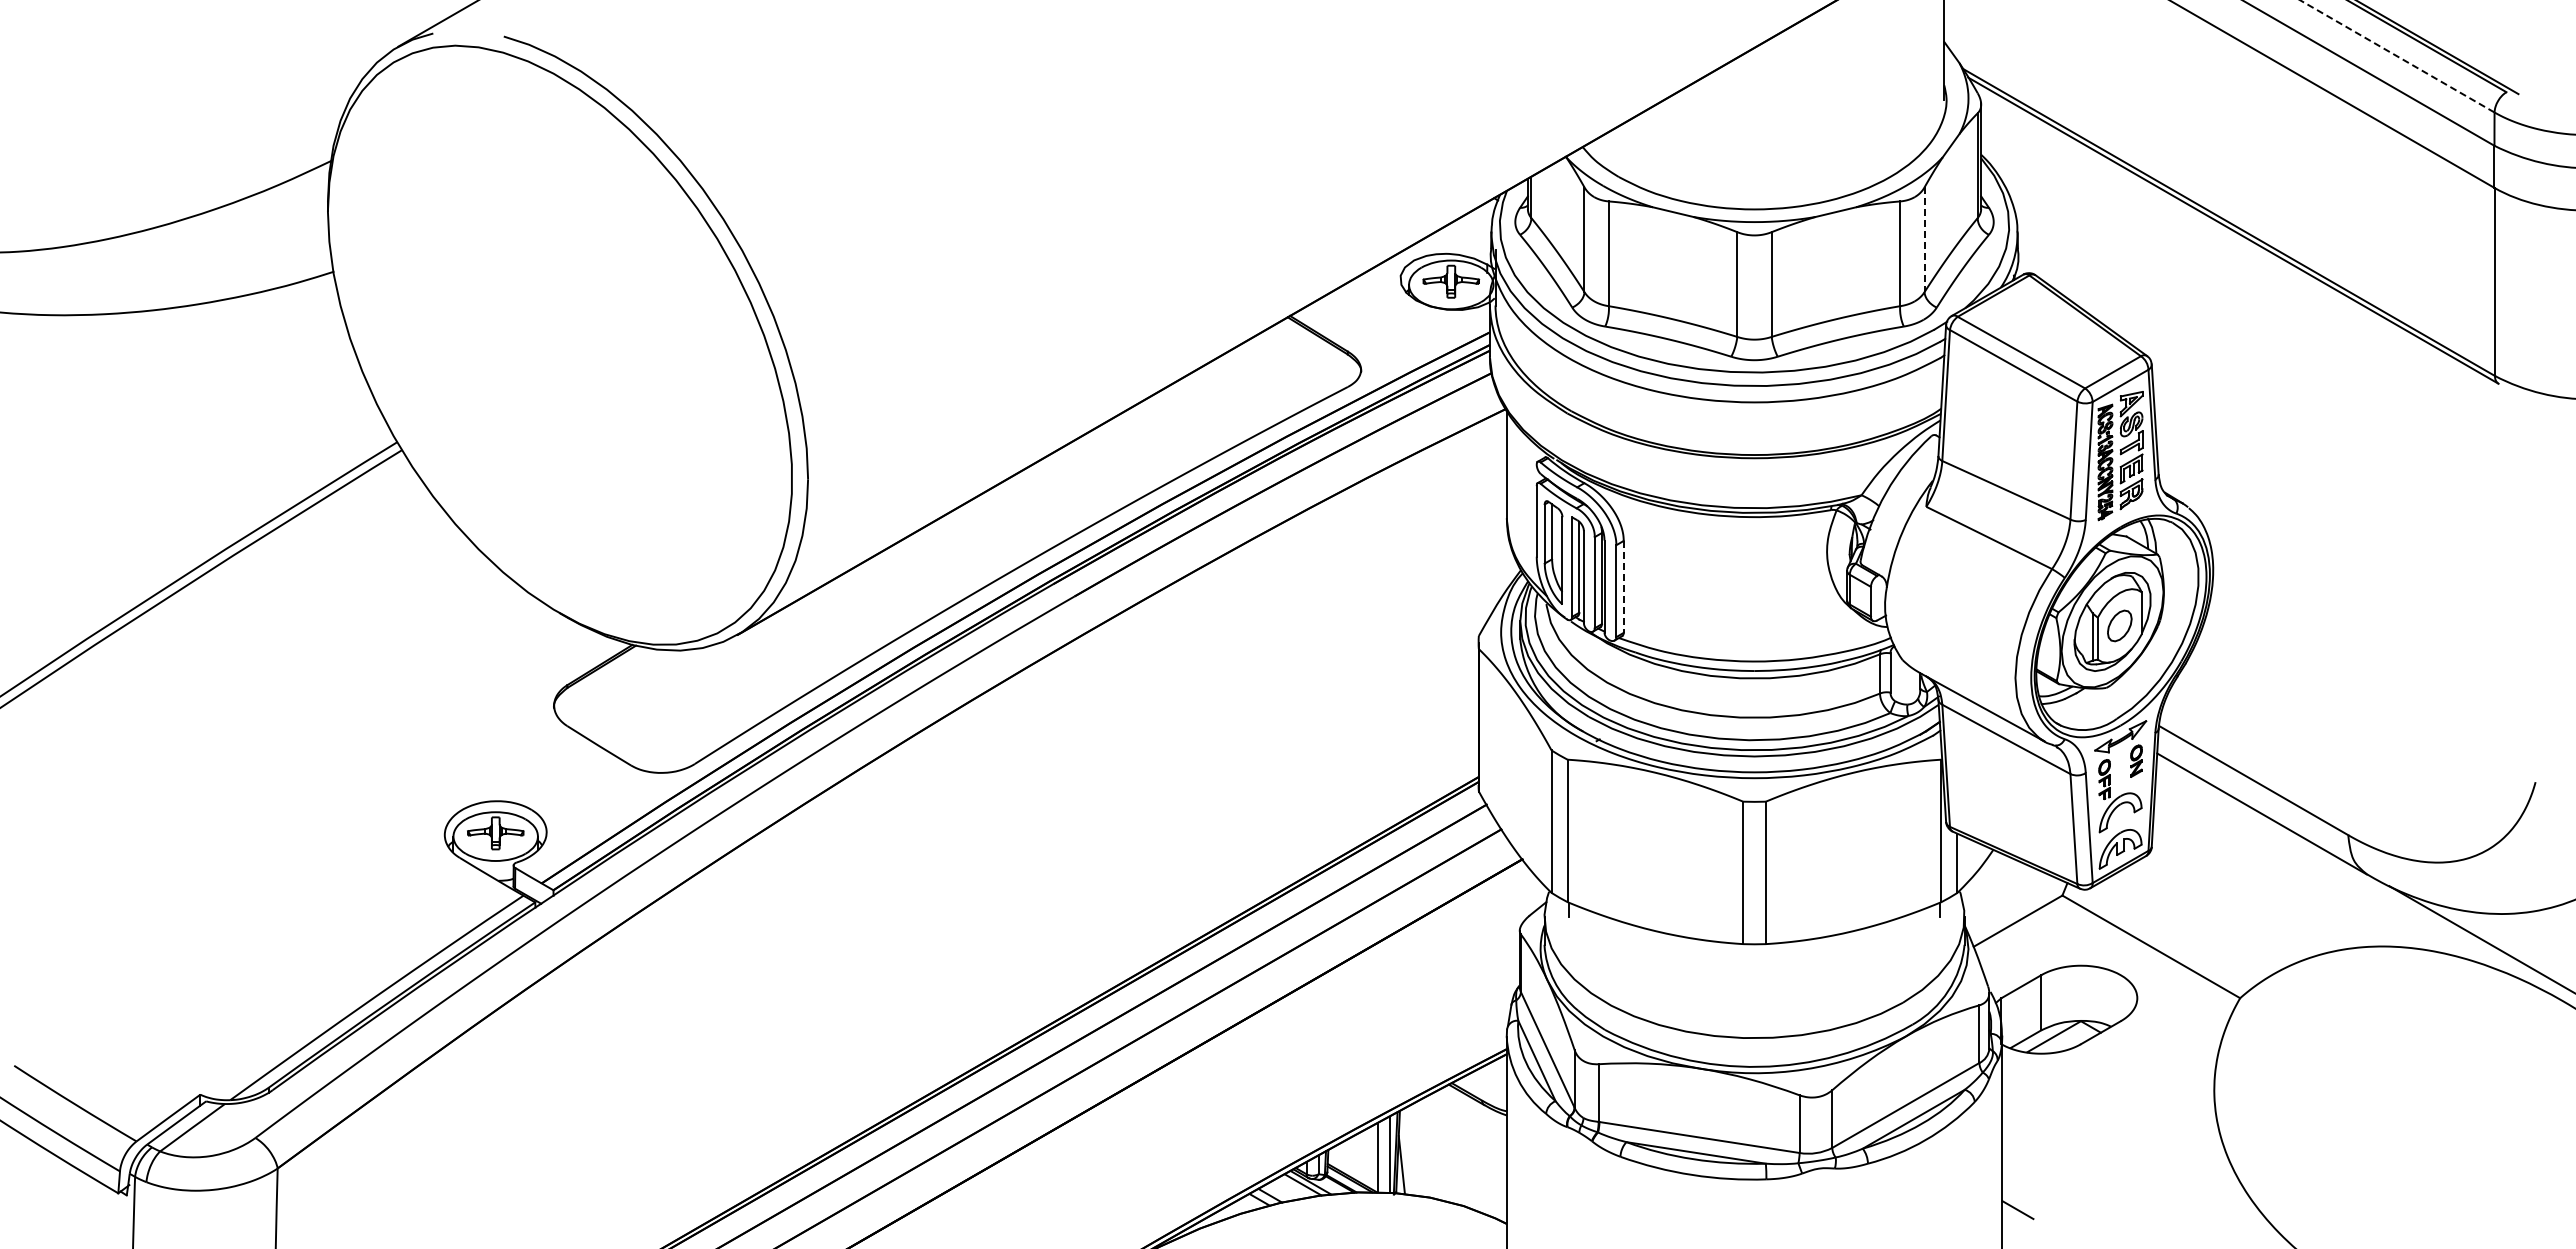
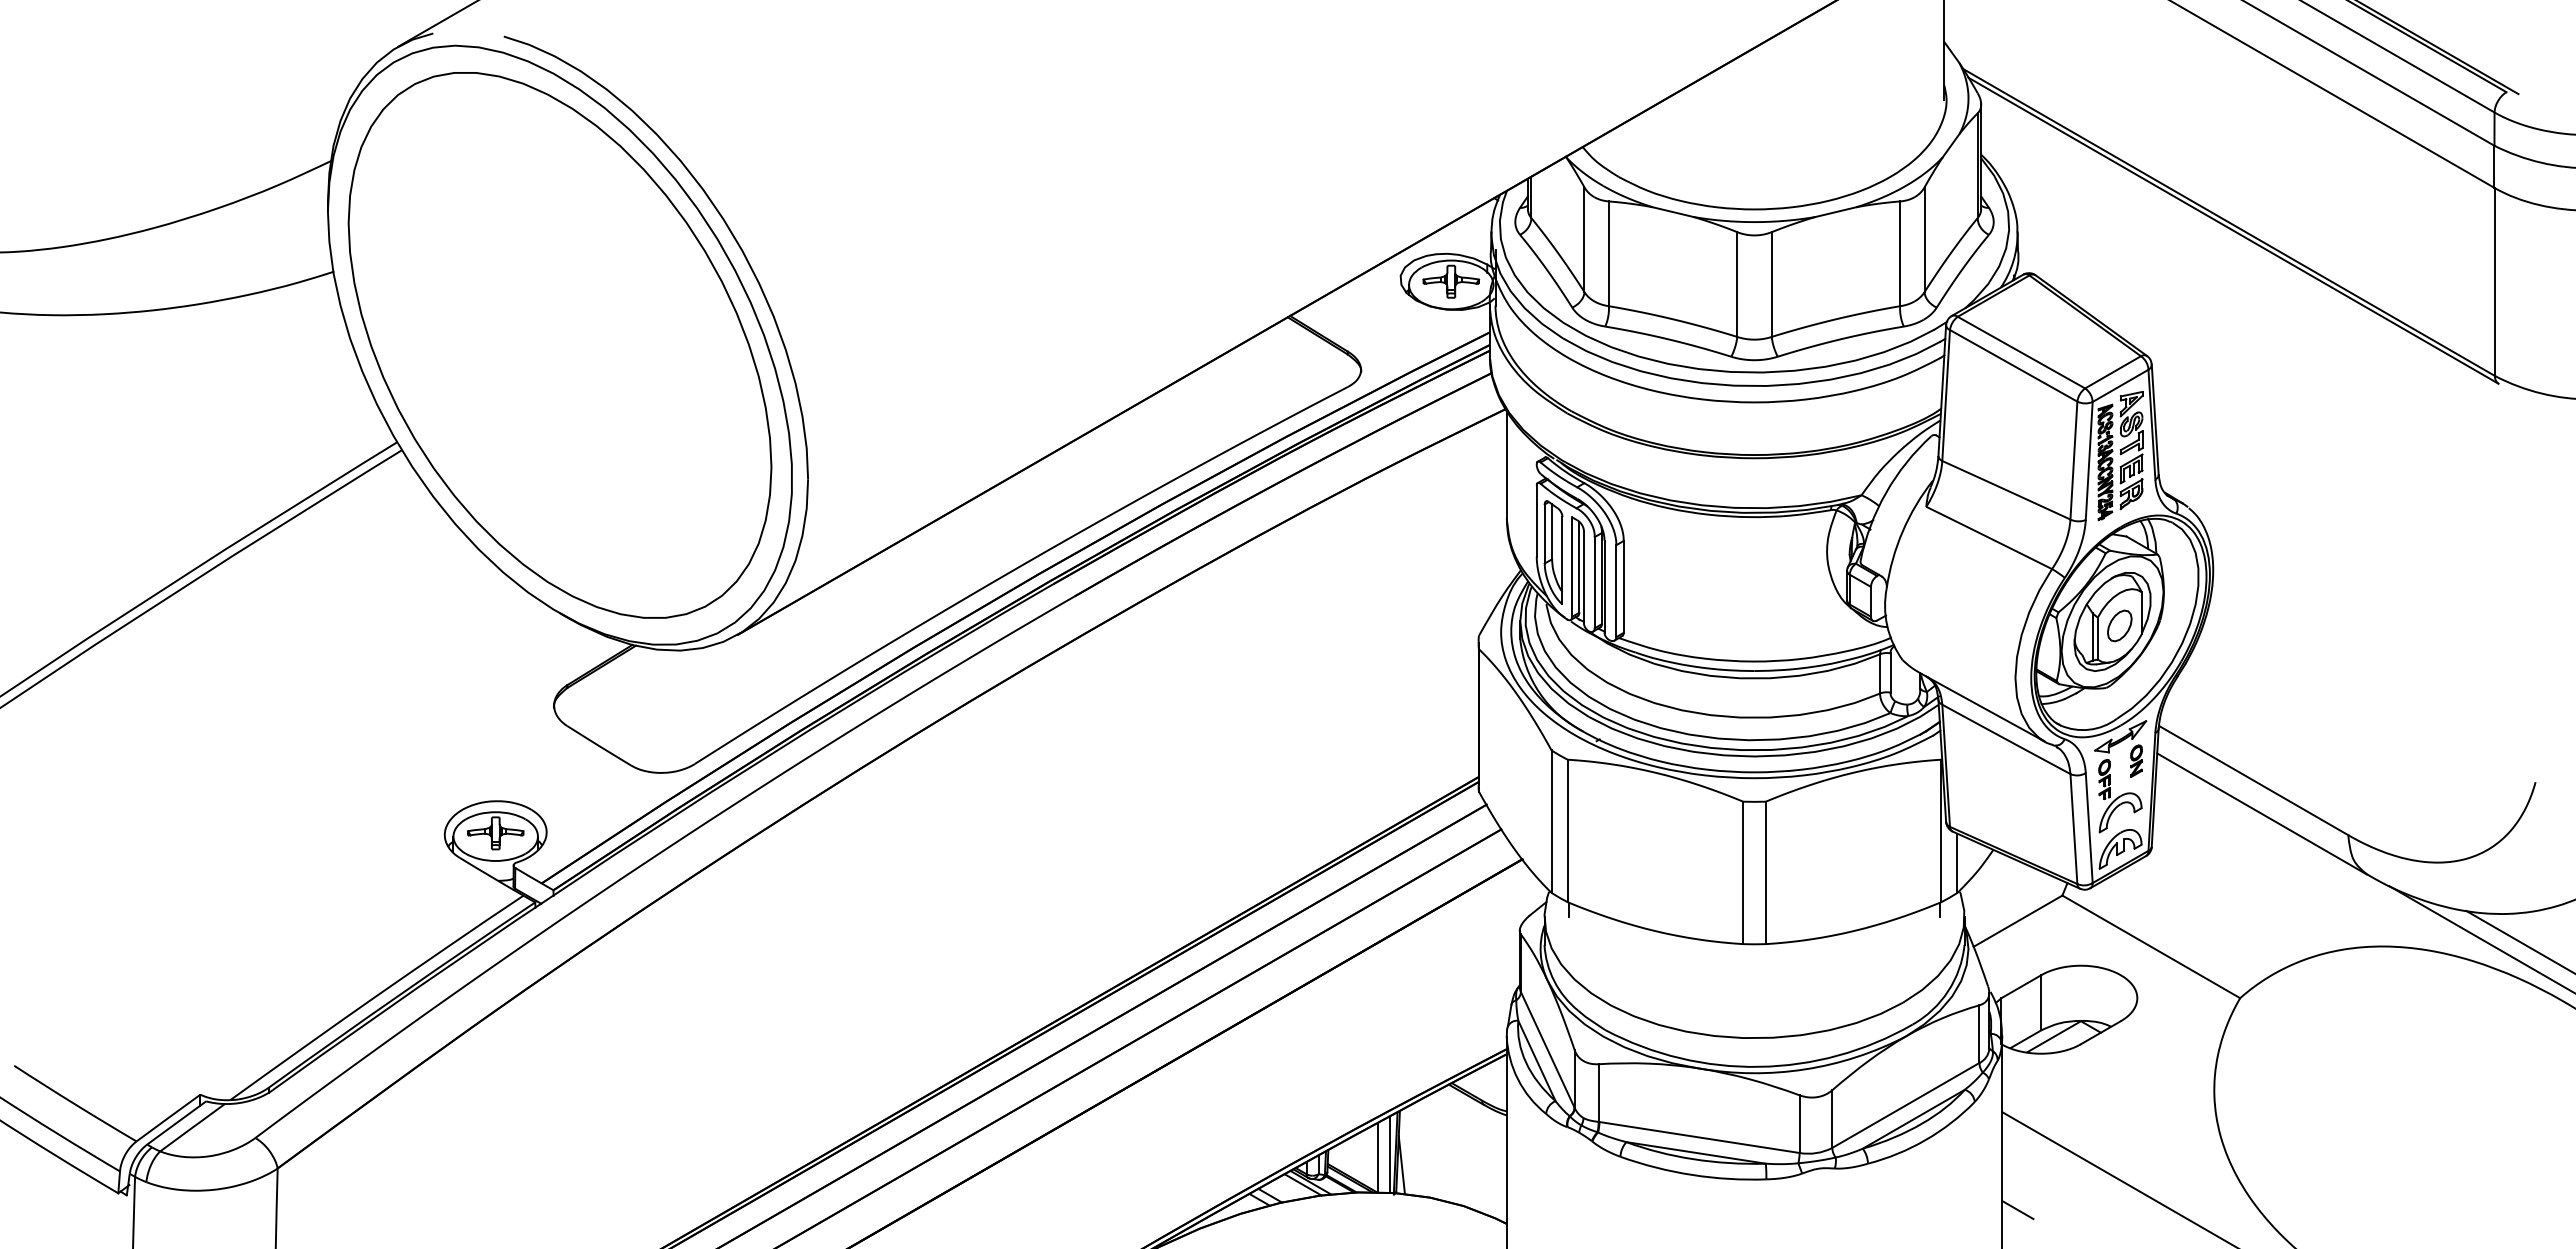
line: dashed -> solid (2396, 56)
line: dashed -> solid (1924, 240)
part: none -> present (559, 345)
line: dashed -> solid (1623, 586)
line: none -> present (2519, 941)
line: none -> present (2117, 1178)
